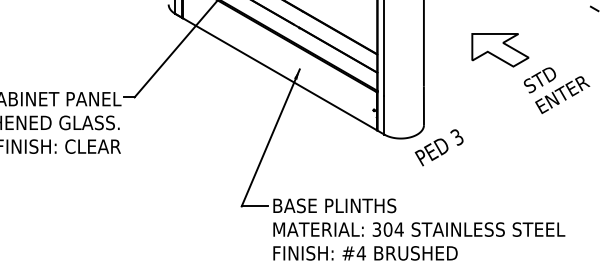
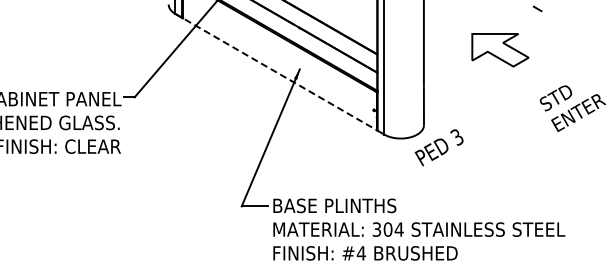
line position: (594, 8) -> (537, 8) (537, 8)
line: solid -> dashed (276, 72)
text position: (556, 90) -> (572, 108) (572, 108)
